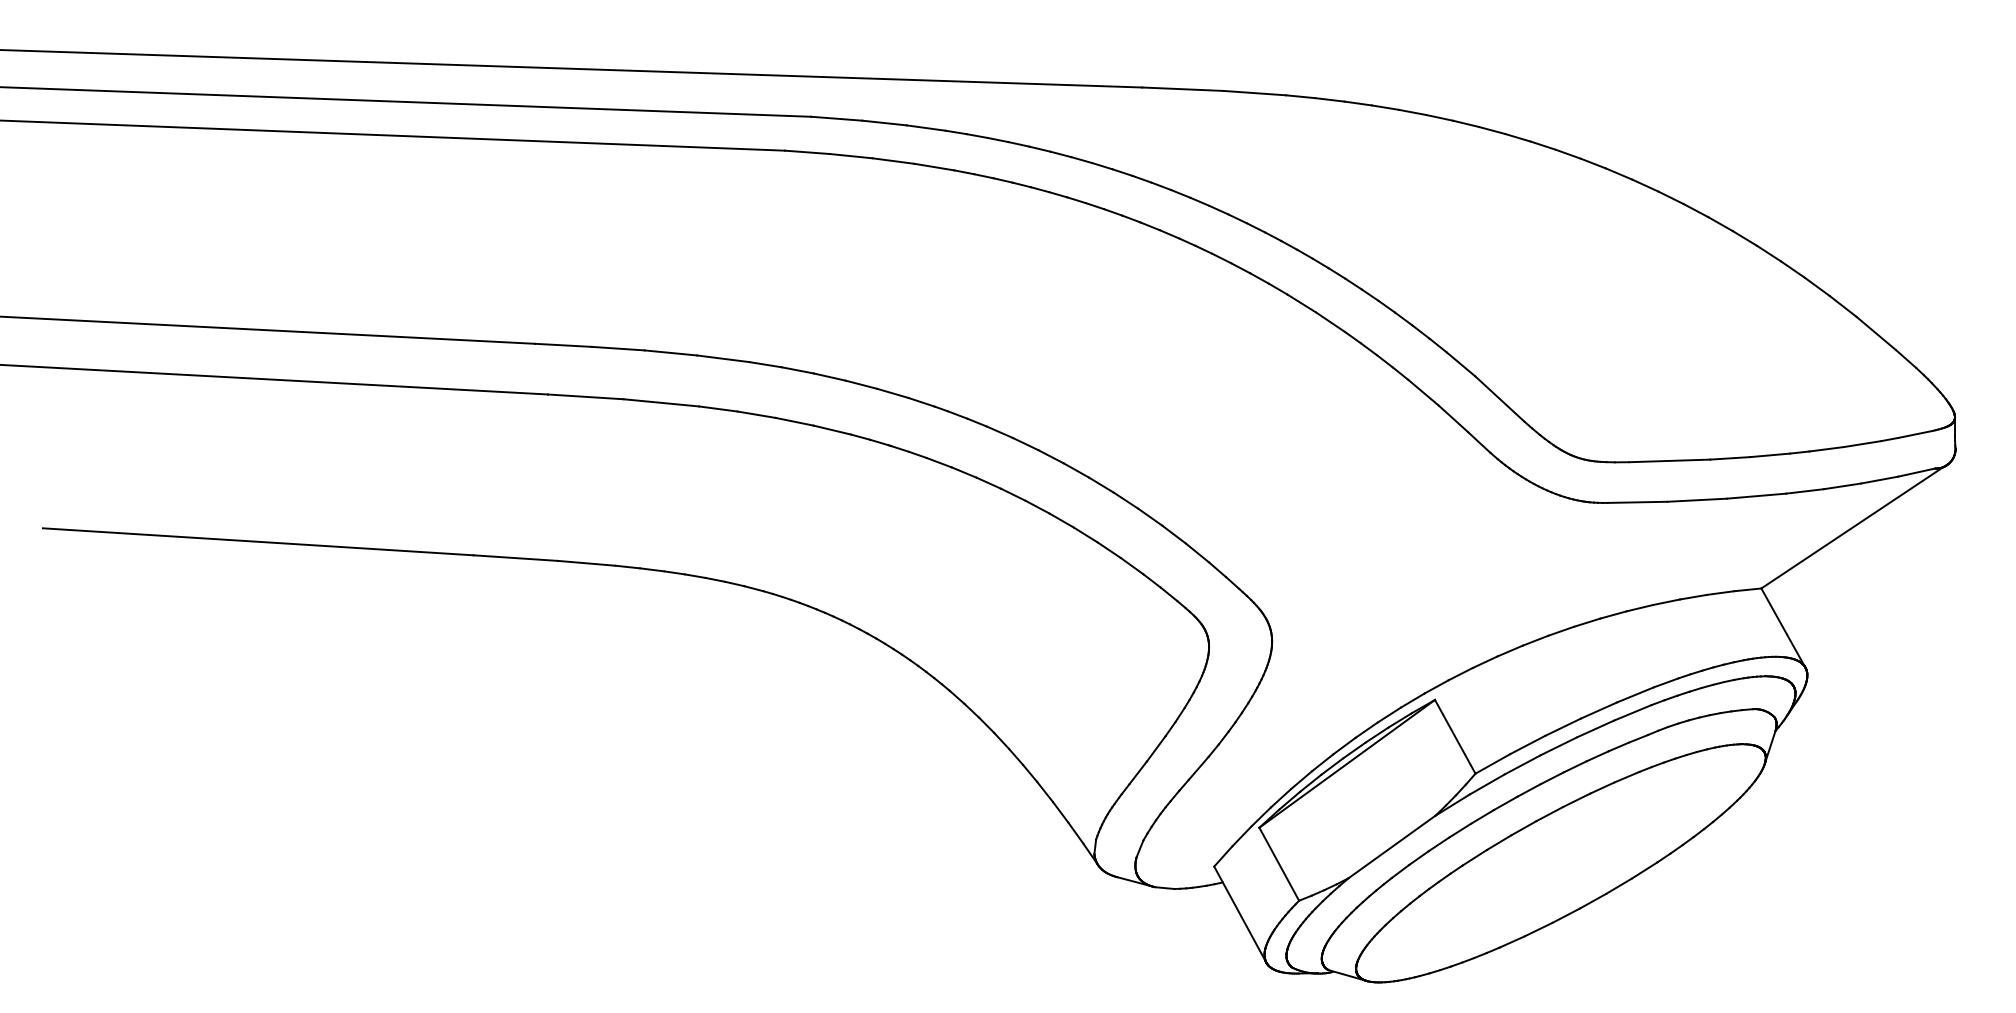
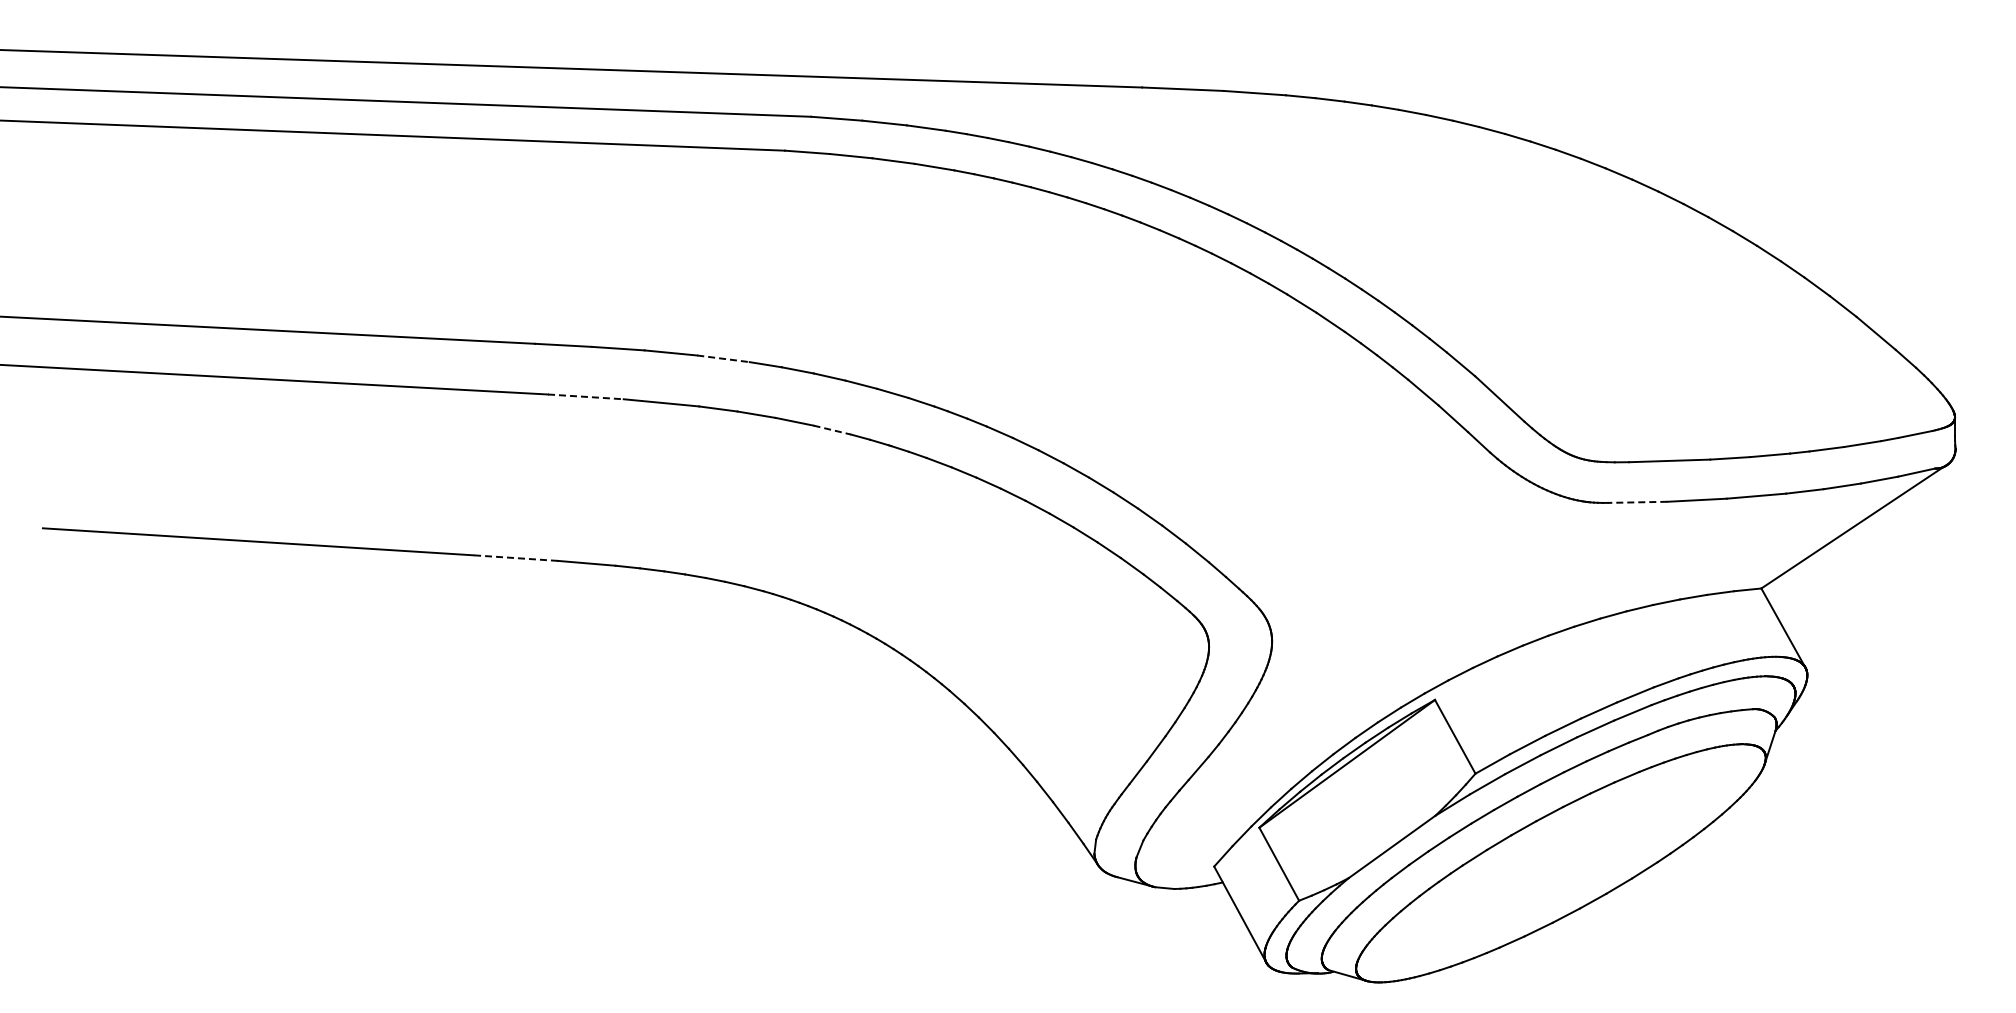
line: solid -> dashed (723, 358)
line: solid -> dashed (585, 396)
line: solid -> dashed (832, 430)
line: solid -> dashed (1637, 502)
line: solid -> dashed (515, 558)
